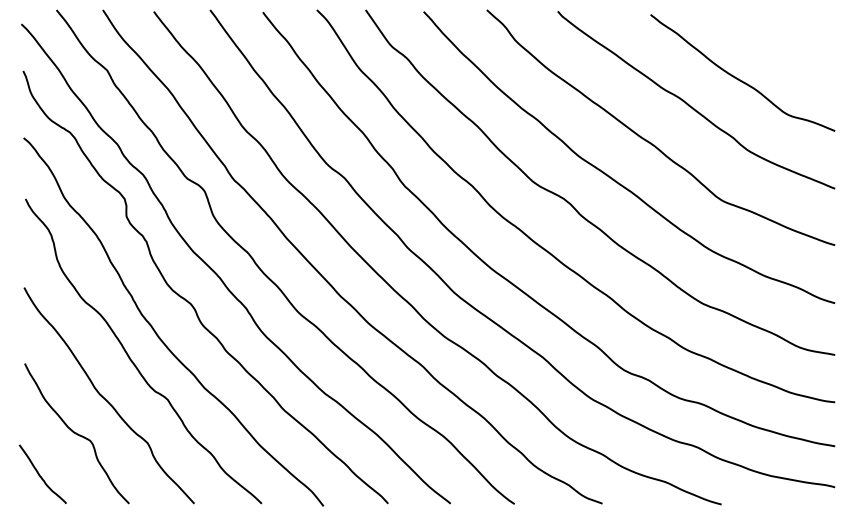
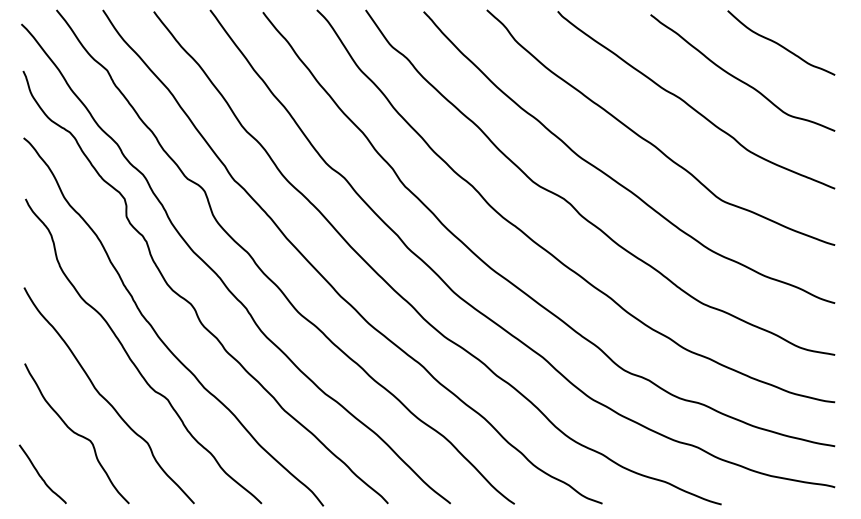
curve: none -> present (779, 43)
